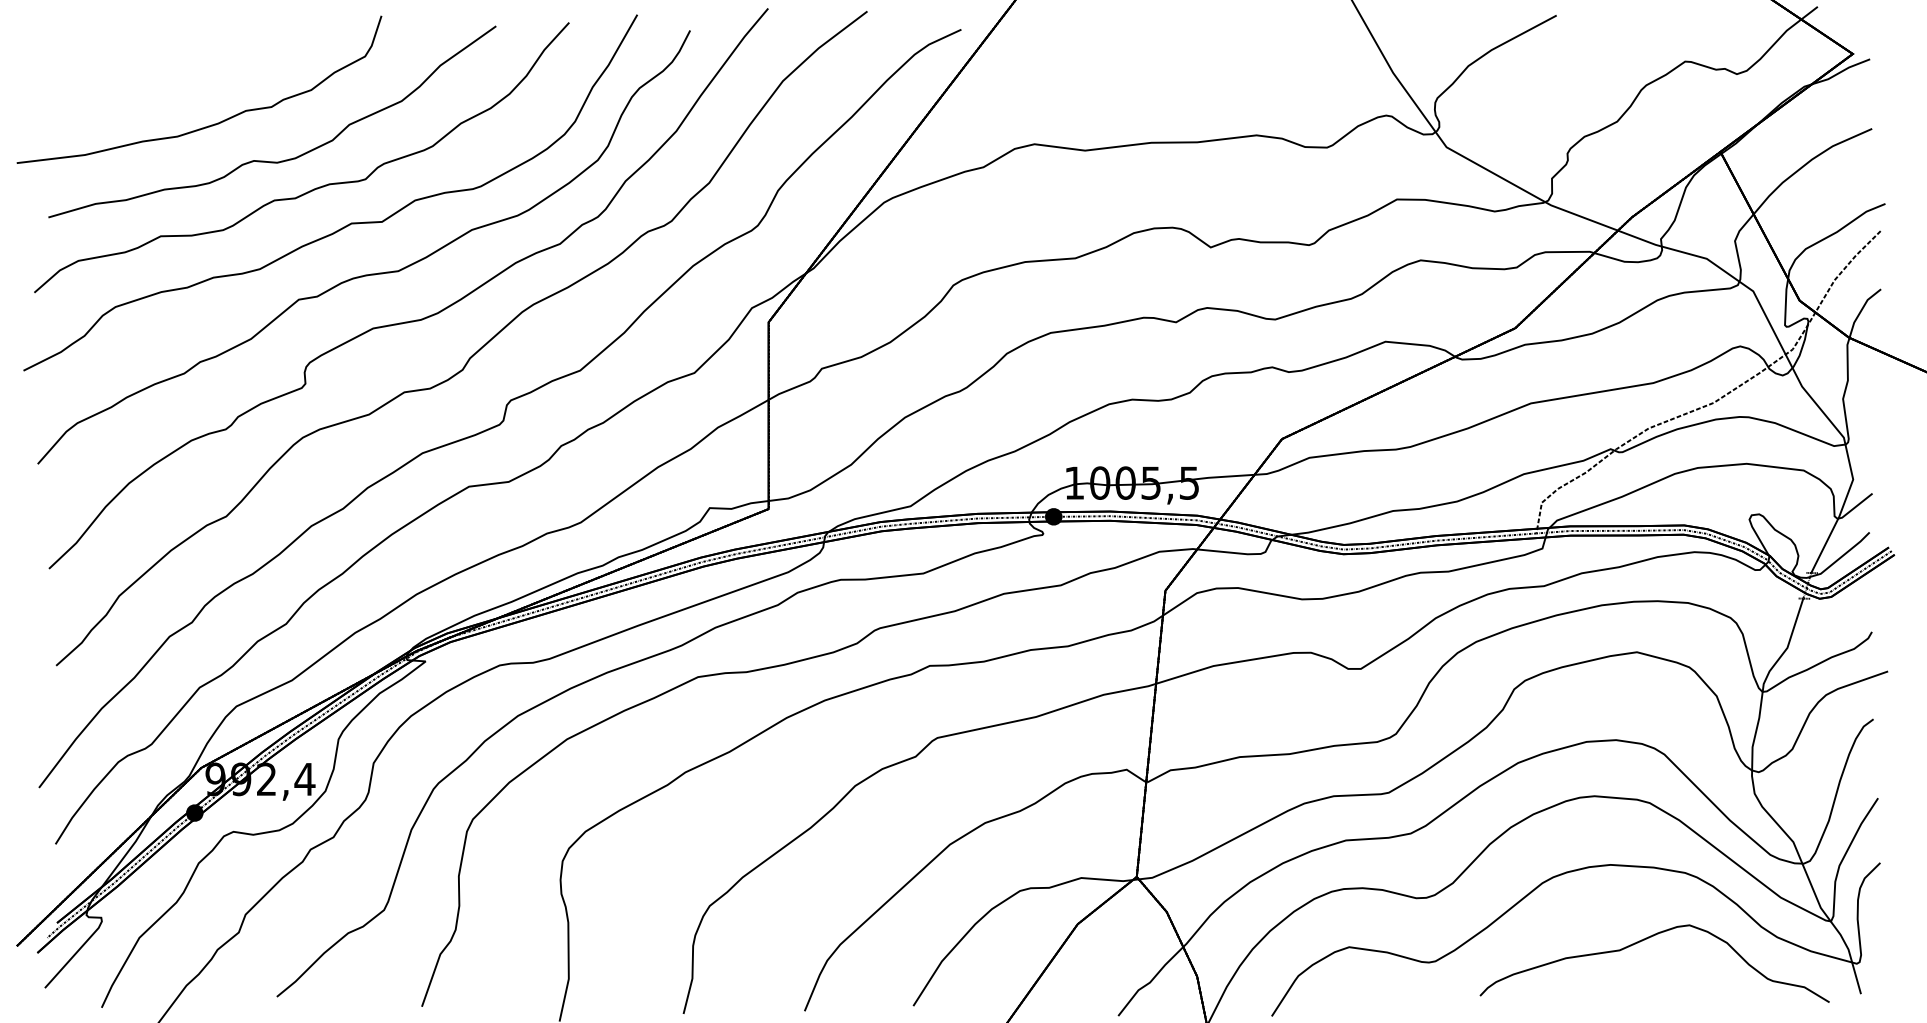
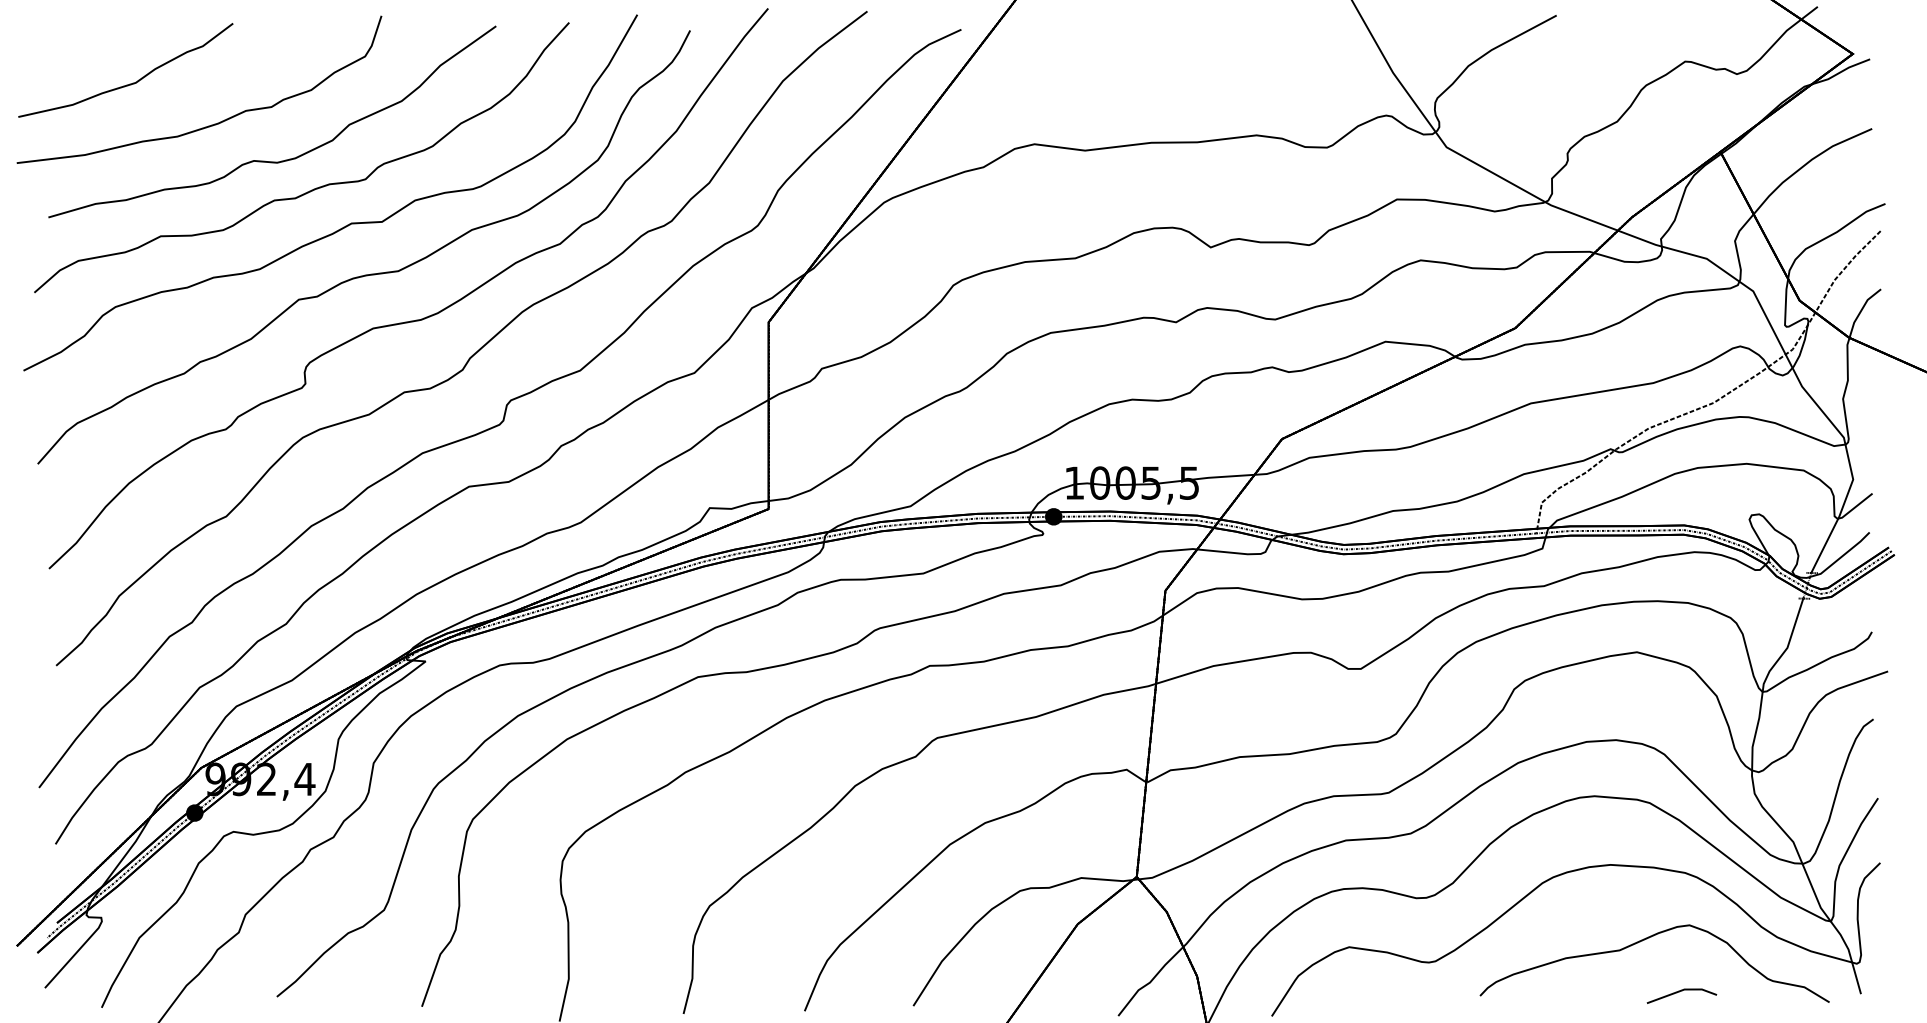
curve: none -> present (129, 83)
line: none -> present (1679, 992)
